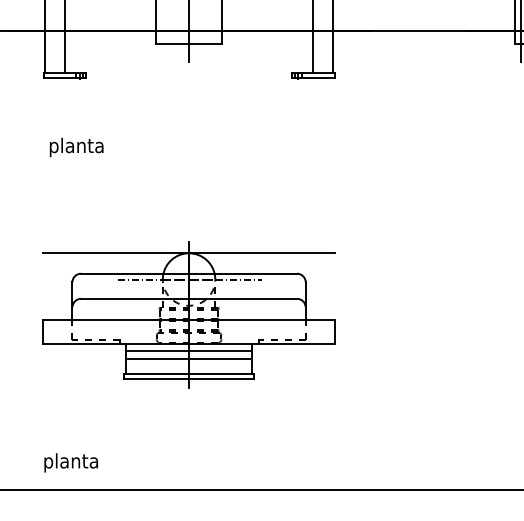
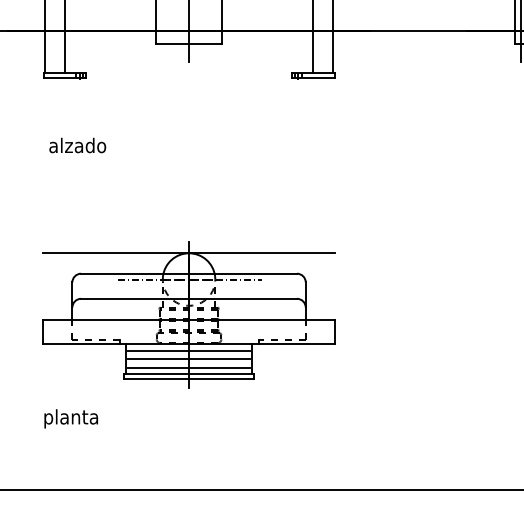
text: planta -> alzado (77, 147)
line: none -> present (188, 368)
text position: (70, 462) -> (70, 418) (70, 418)
